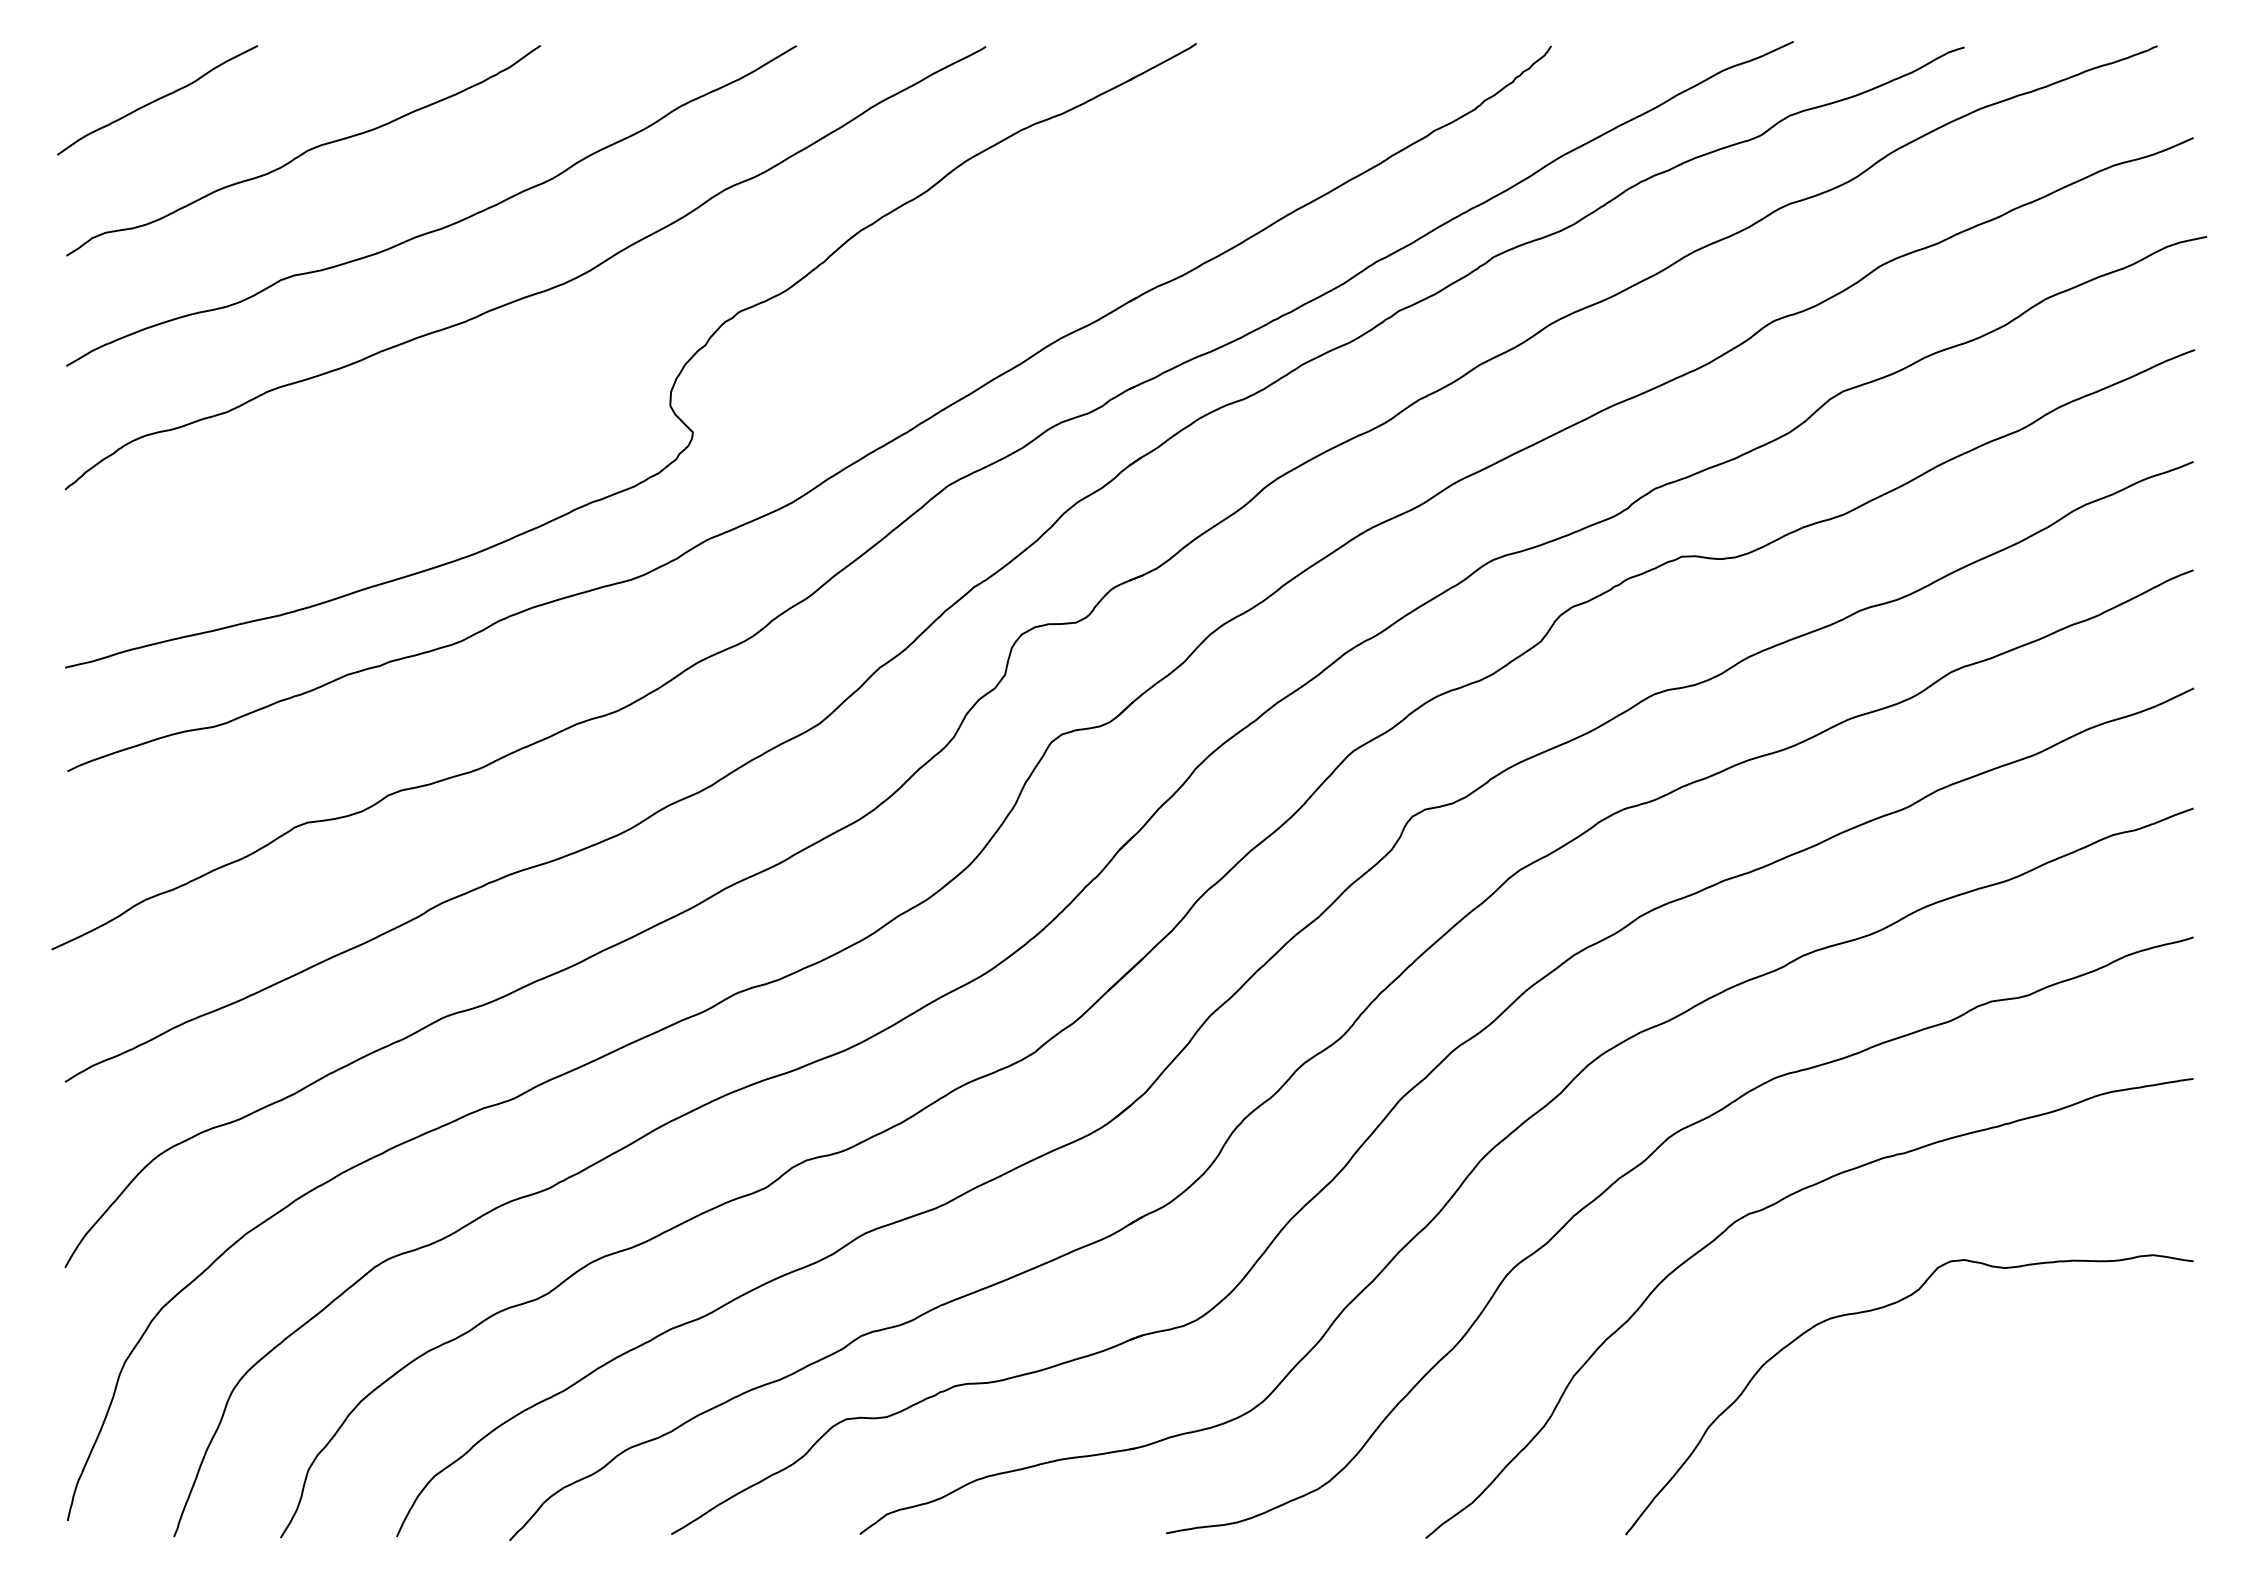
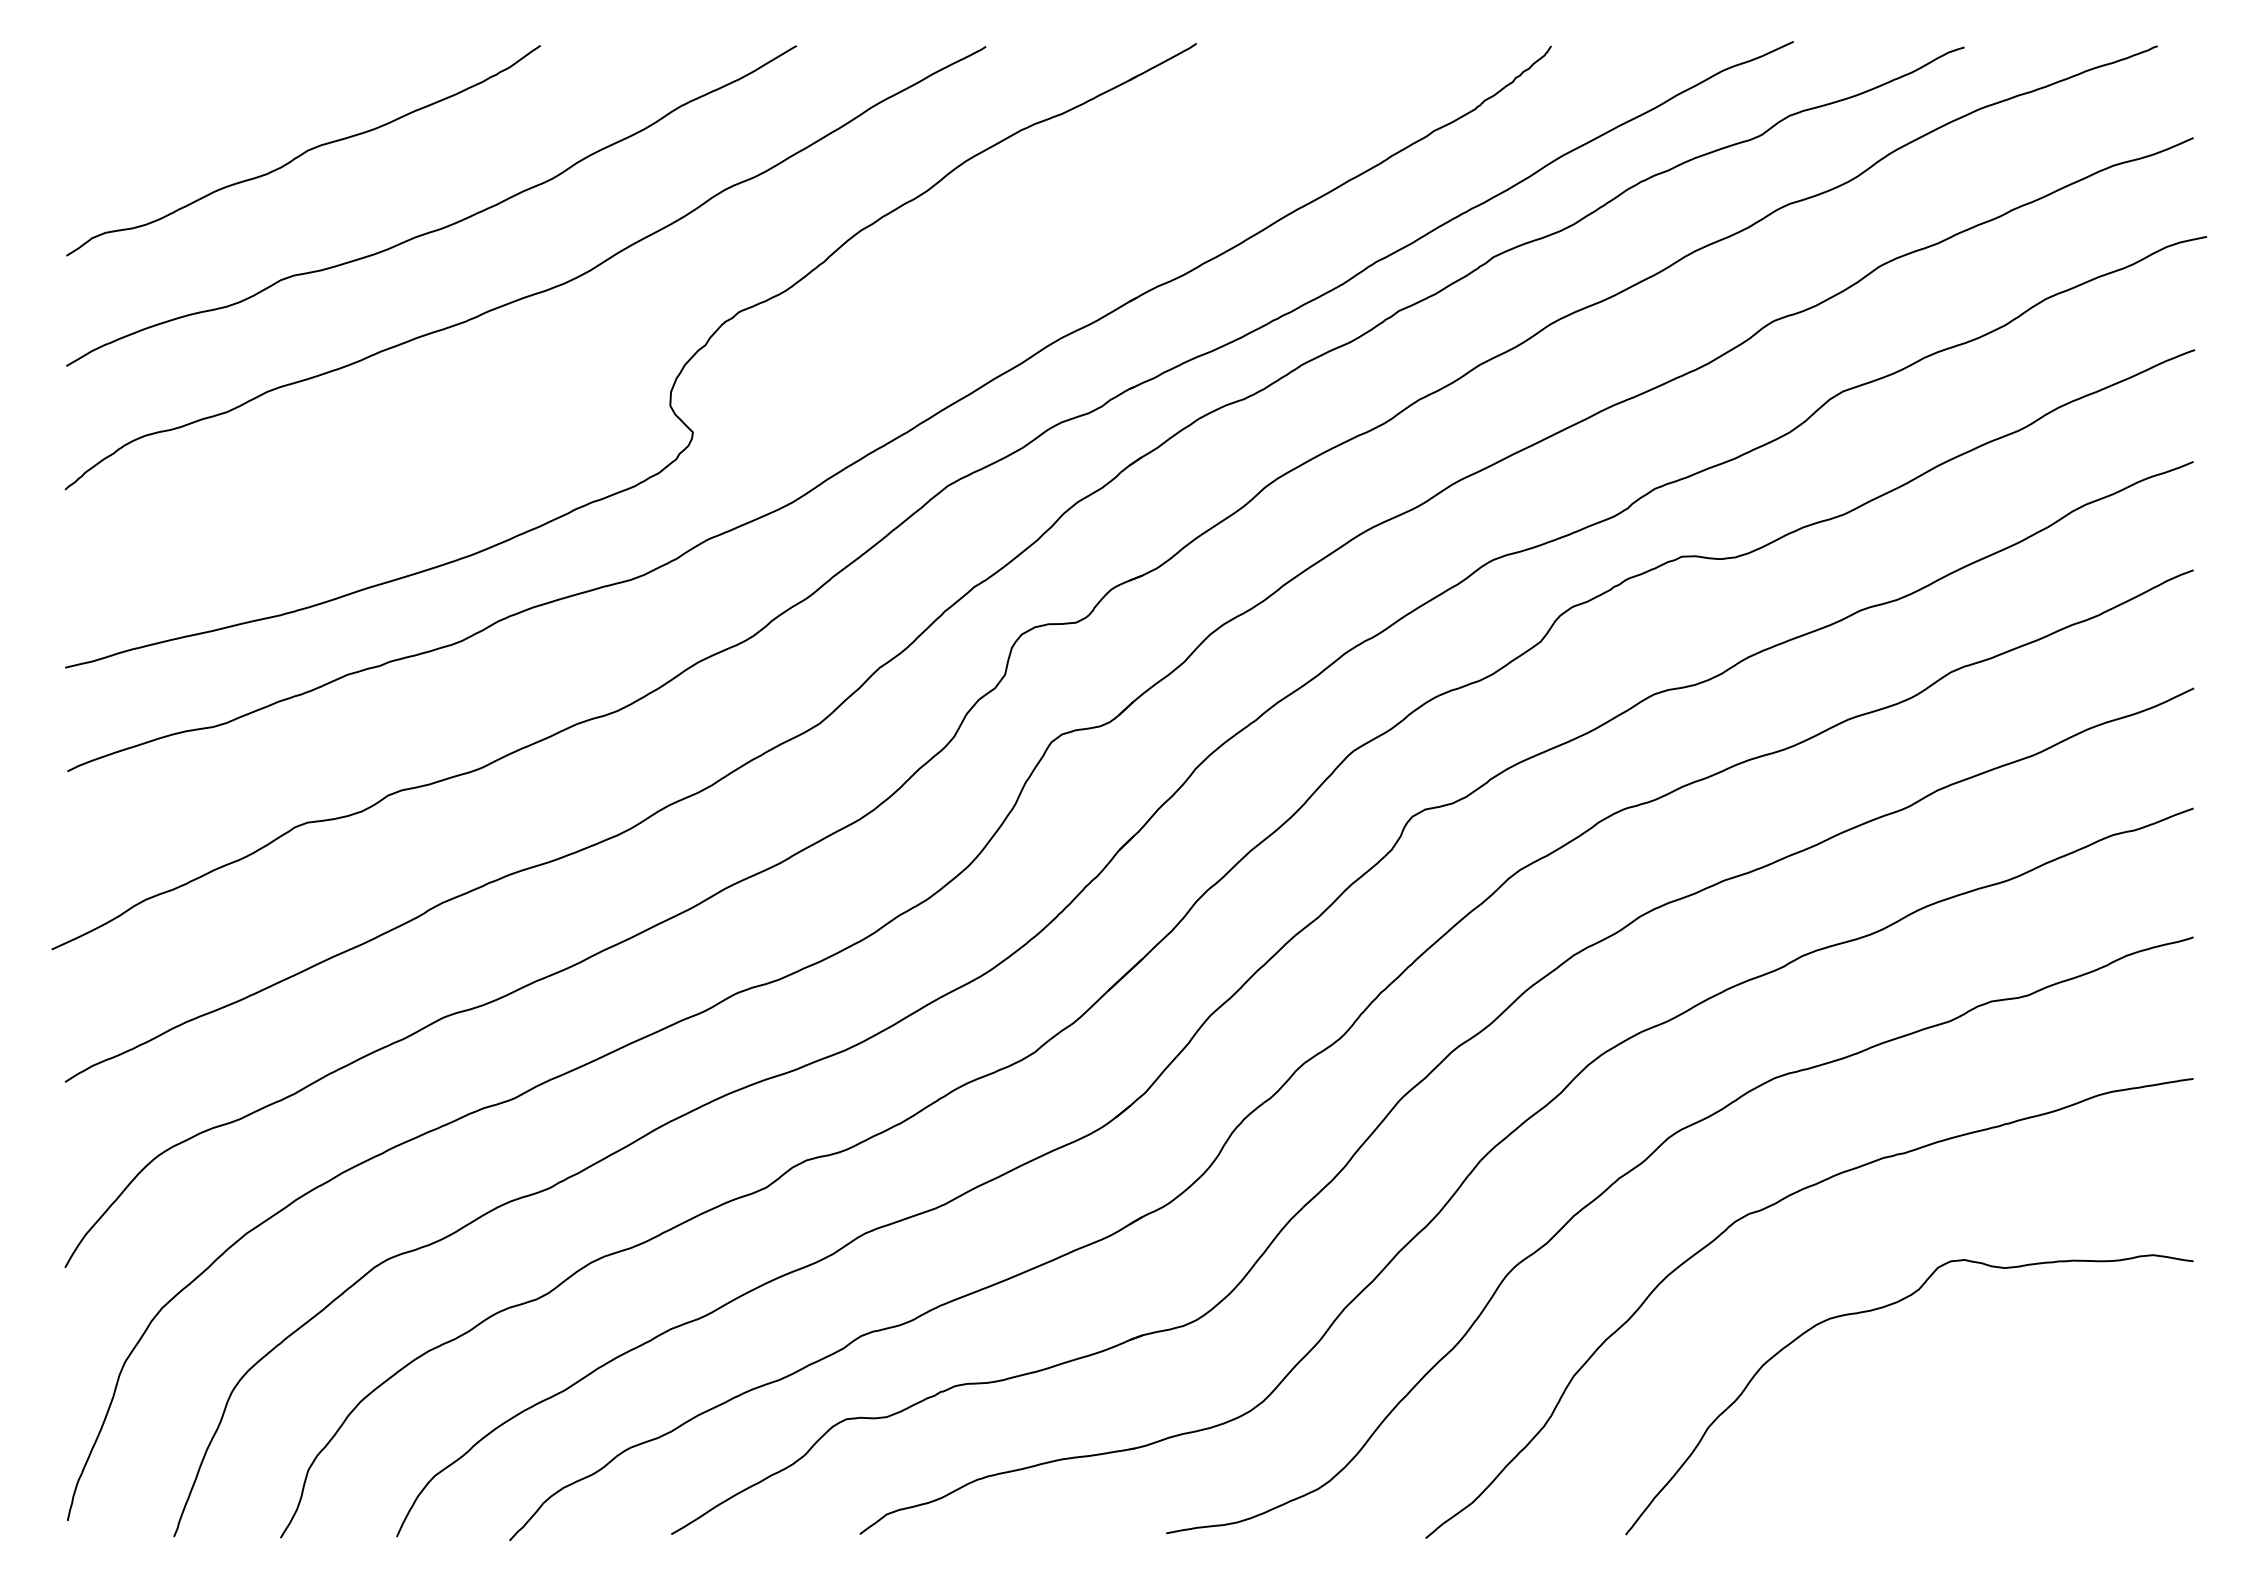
curve: present -> none (157, 100)
